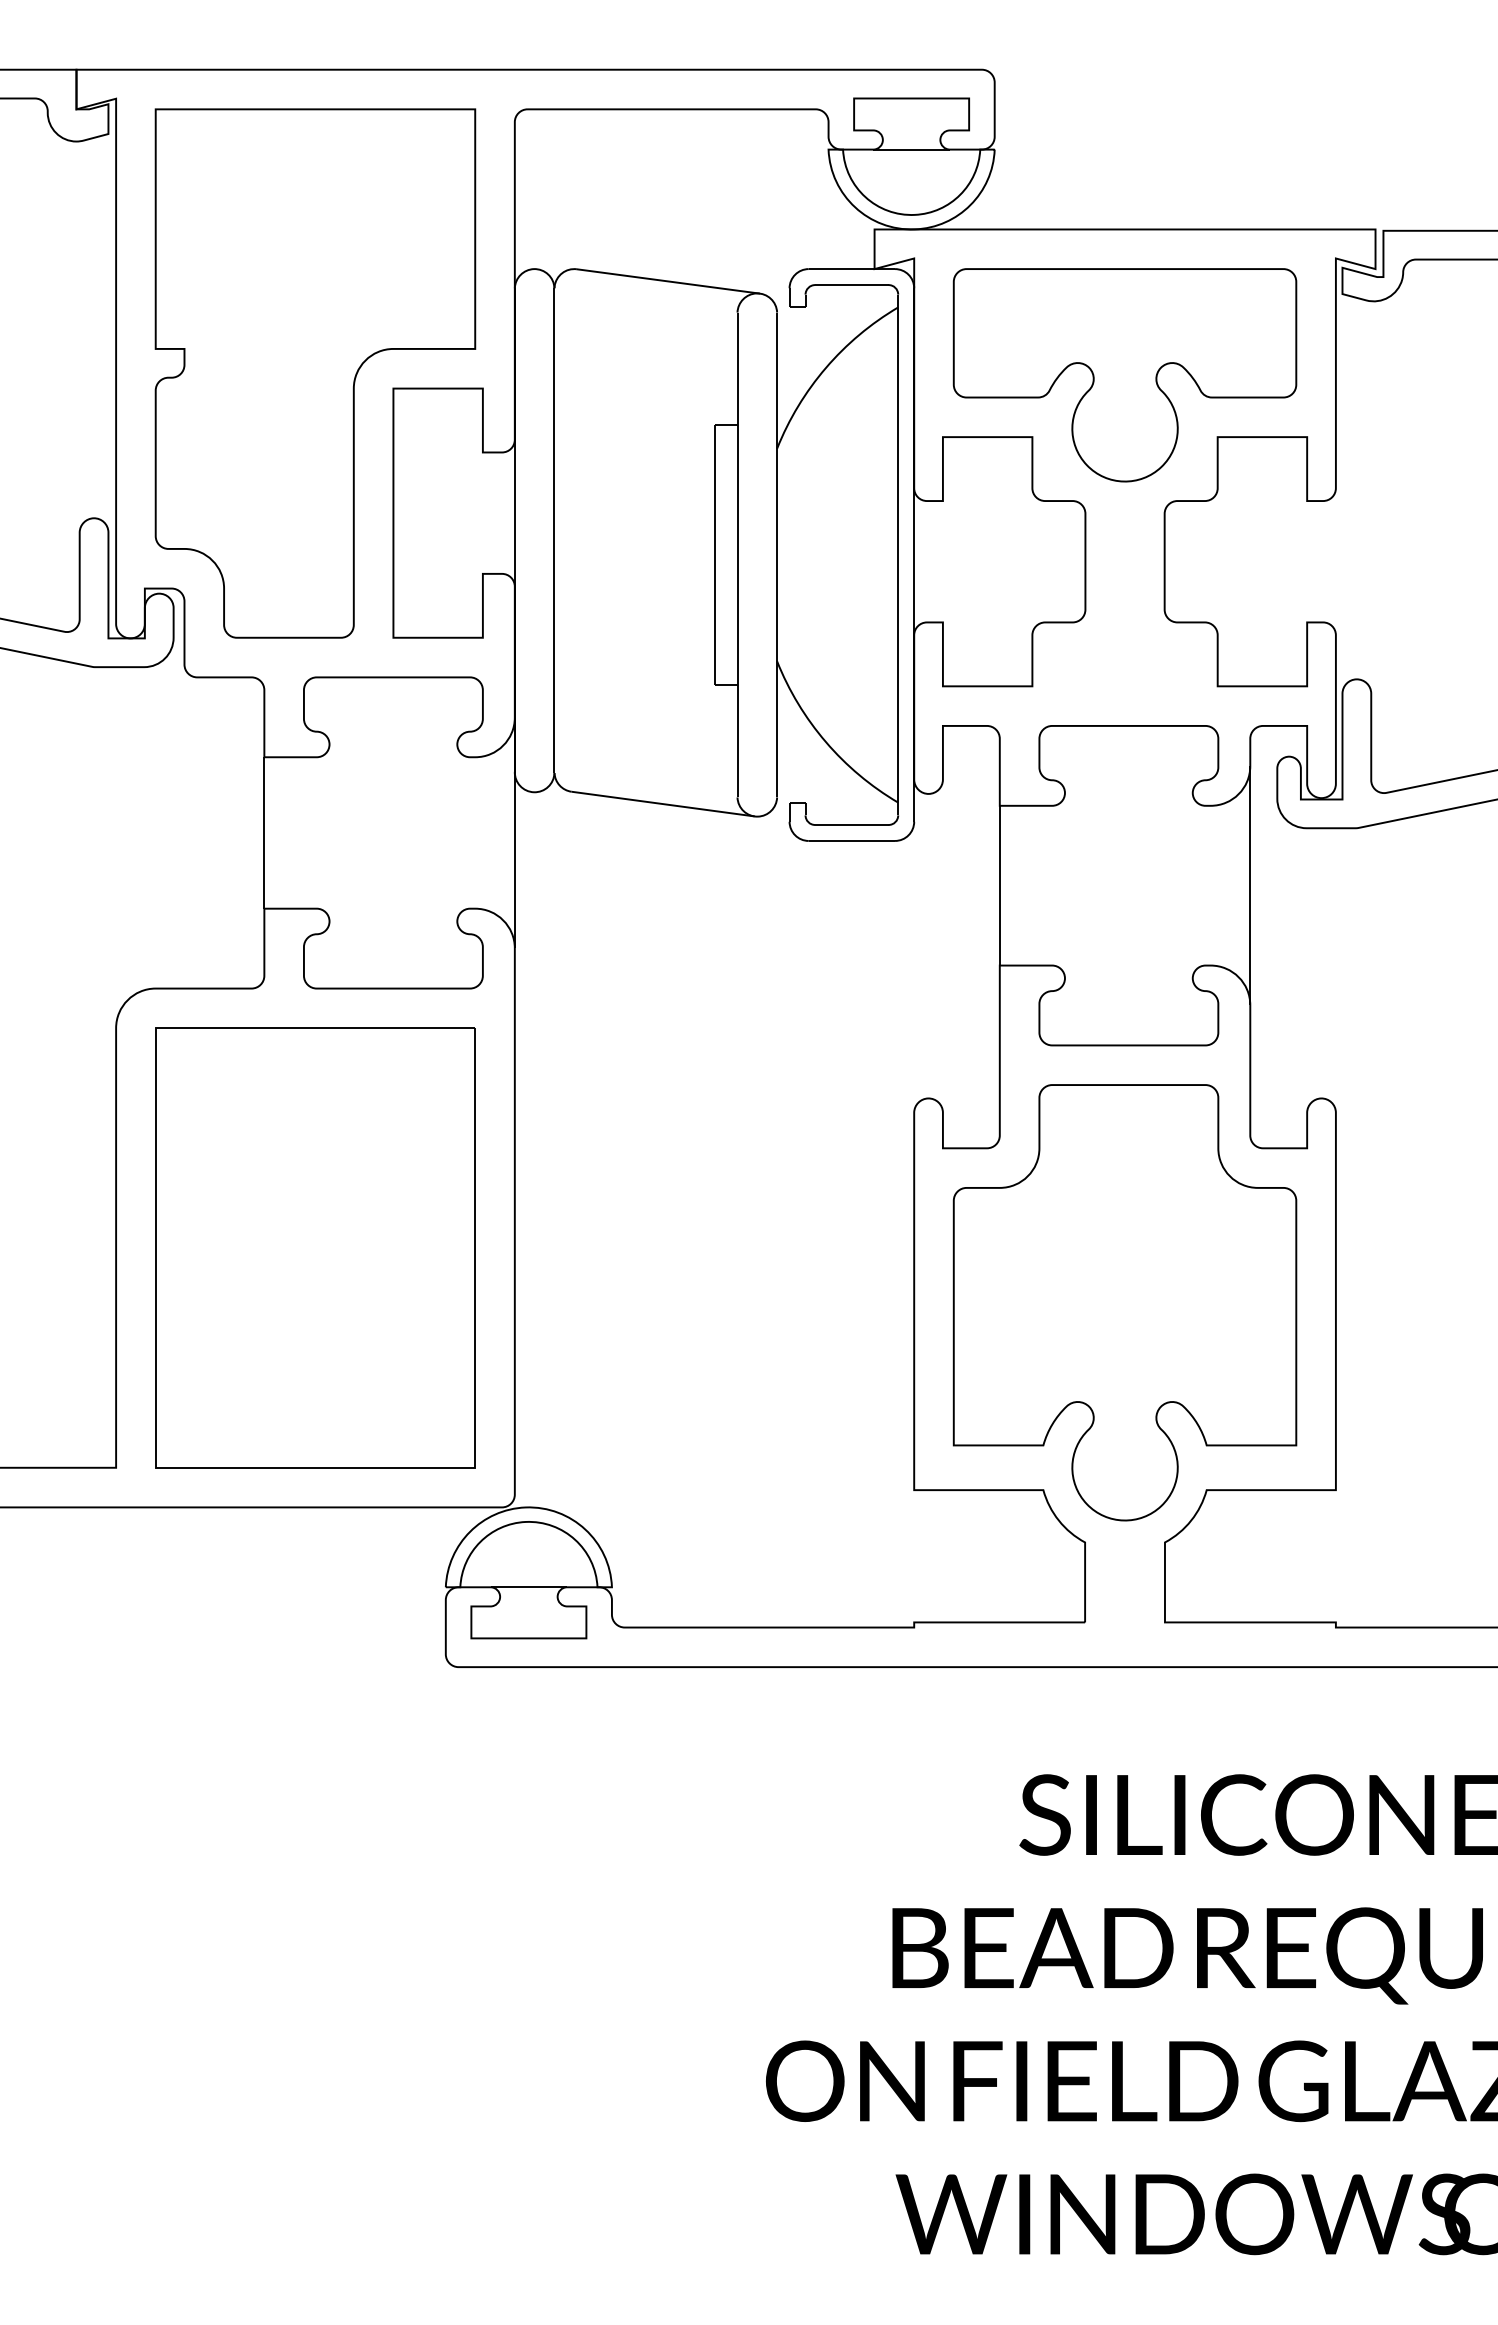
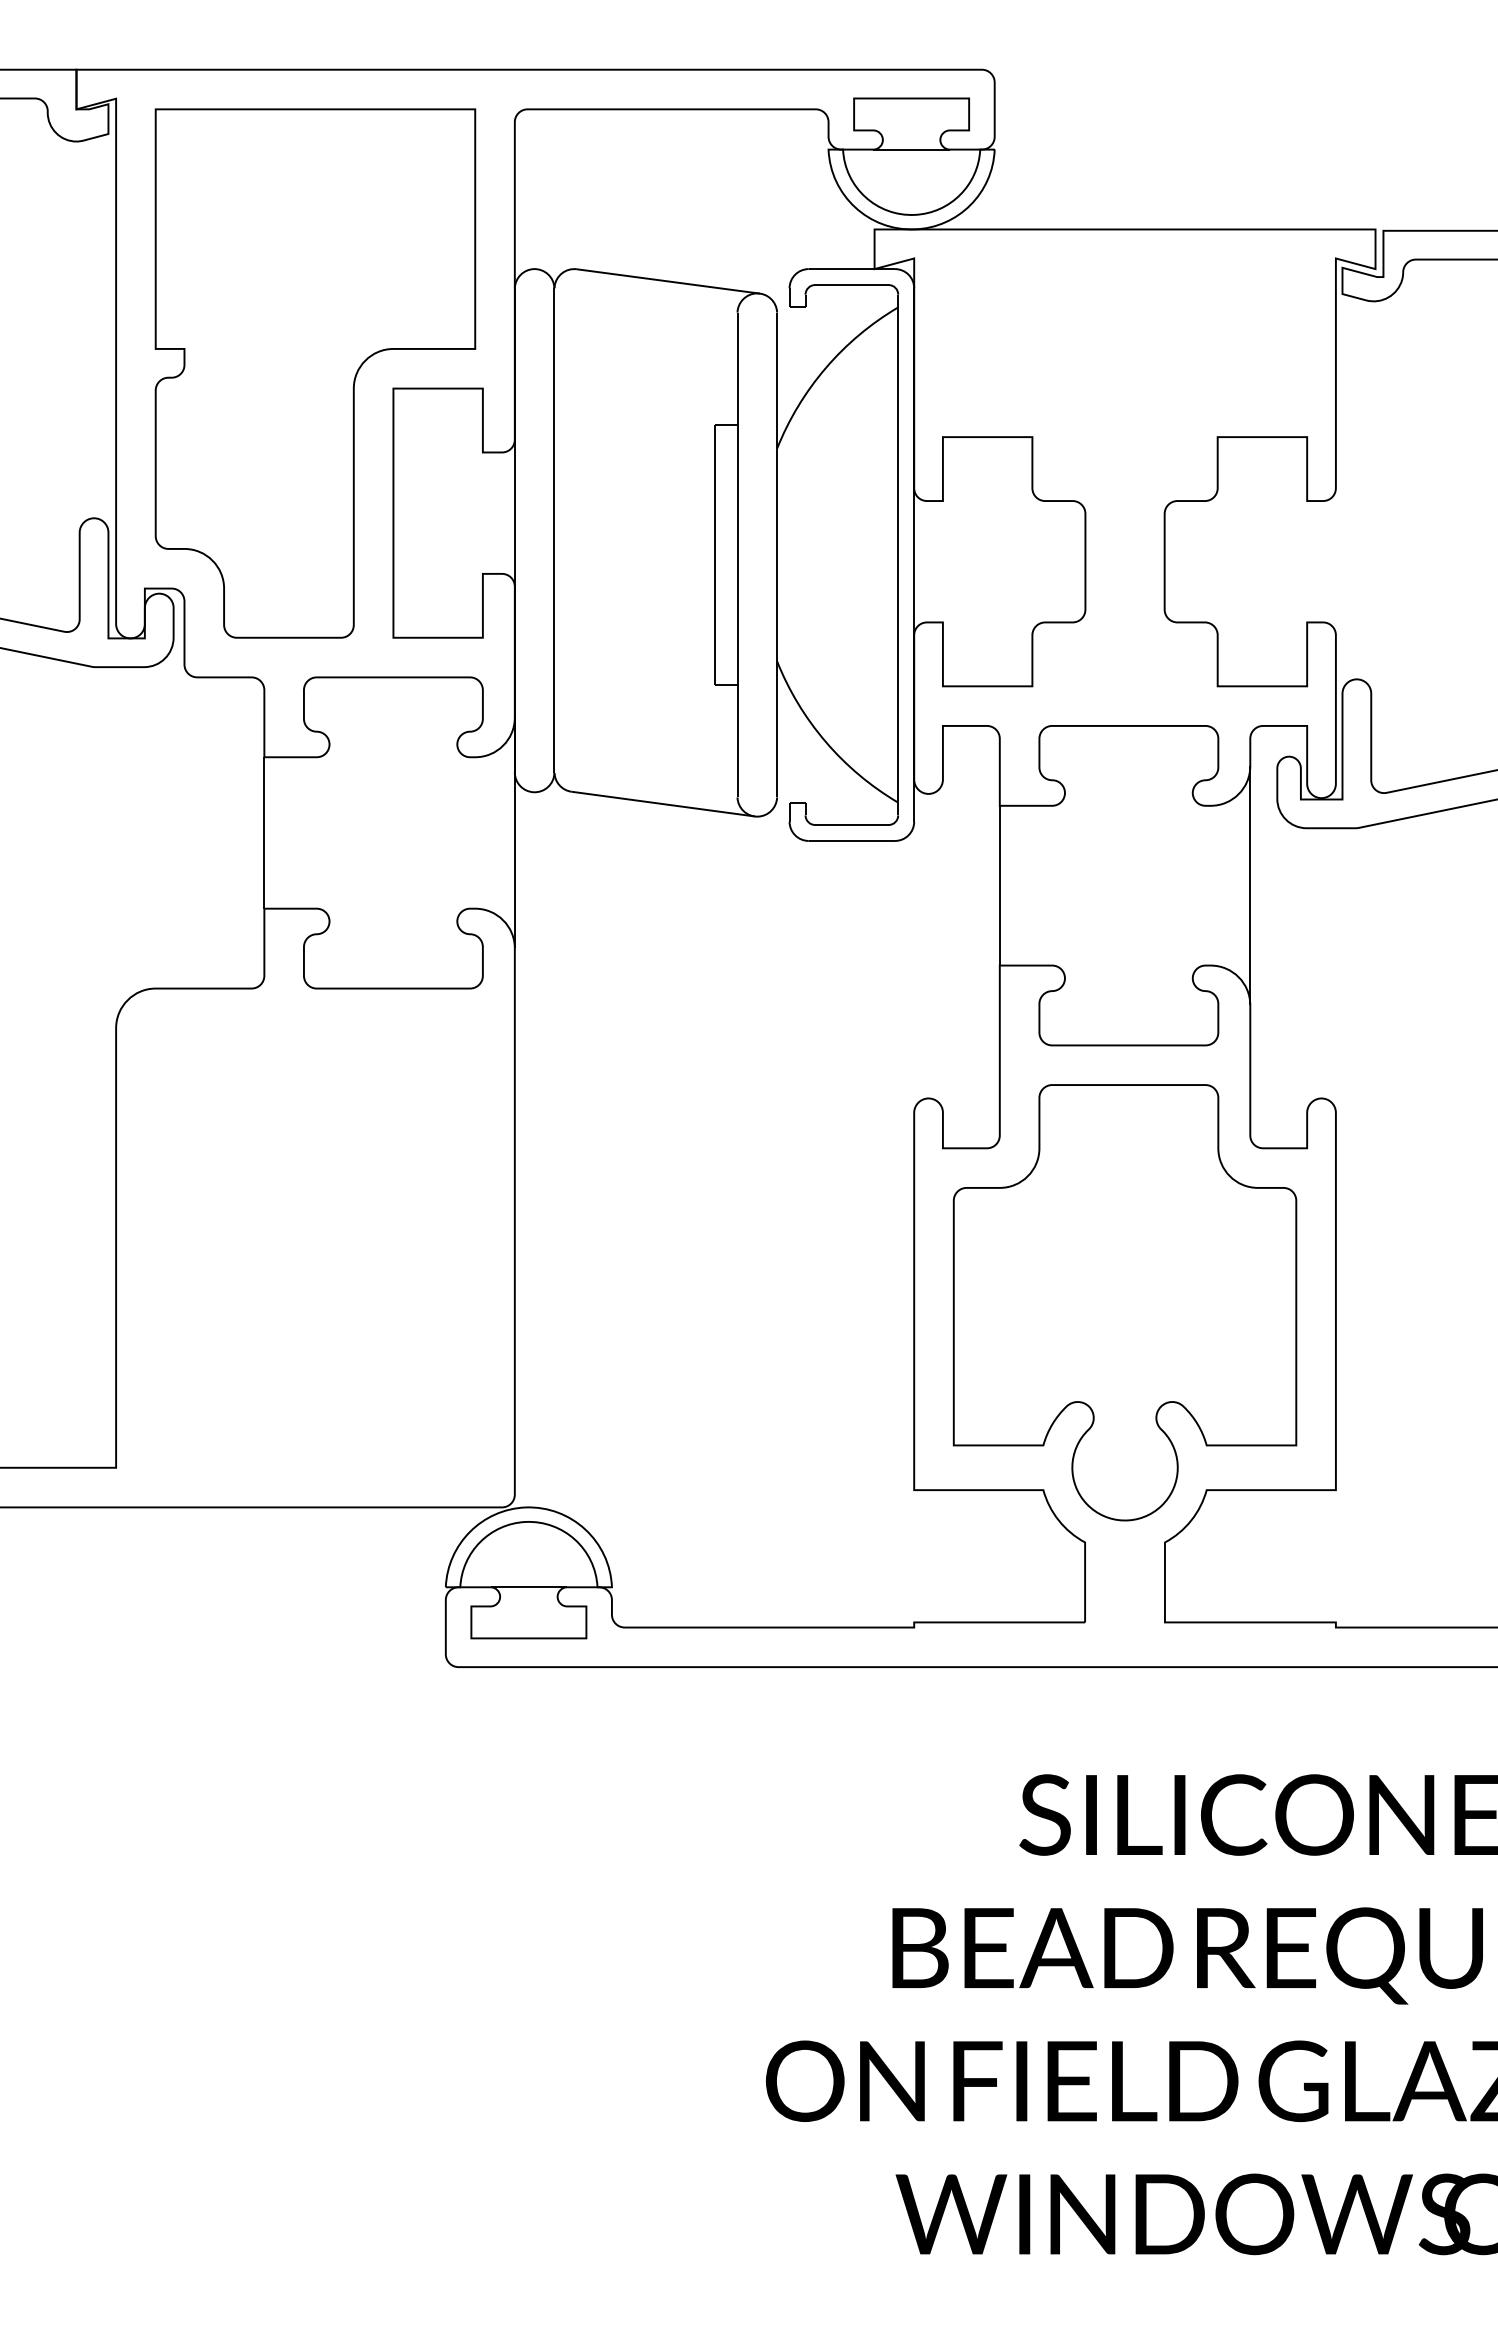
part: present -> none (1124, 375)
part: present -> none (315, 1247)
